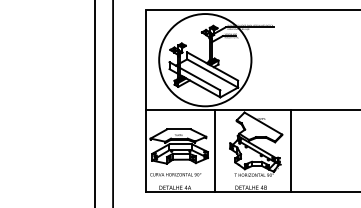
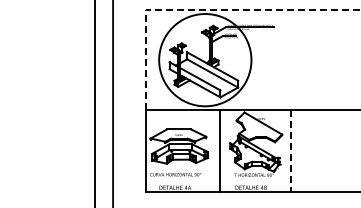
line: solid -> dashed (202, 9)
line position: (215, 151) -> (220, 151) (220, 151)
line: solid -> dashed (291, 151)
